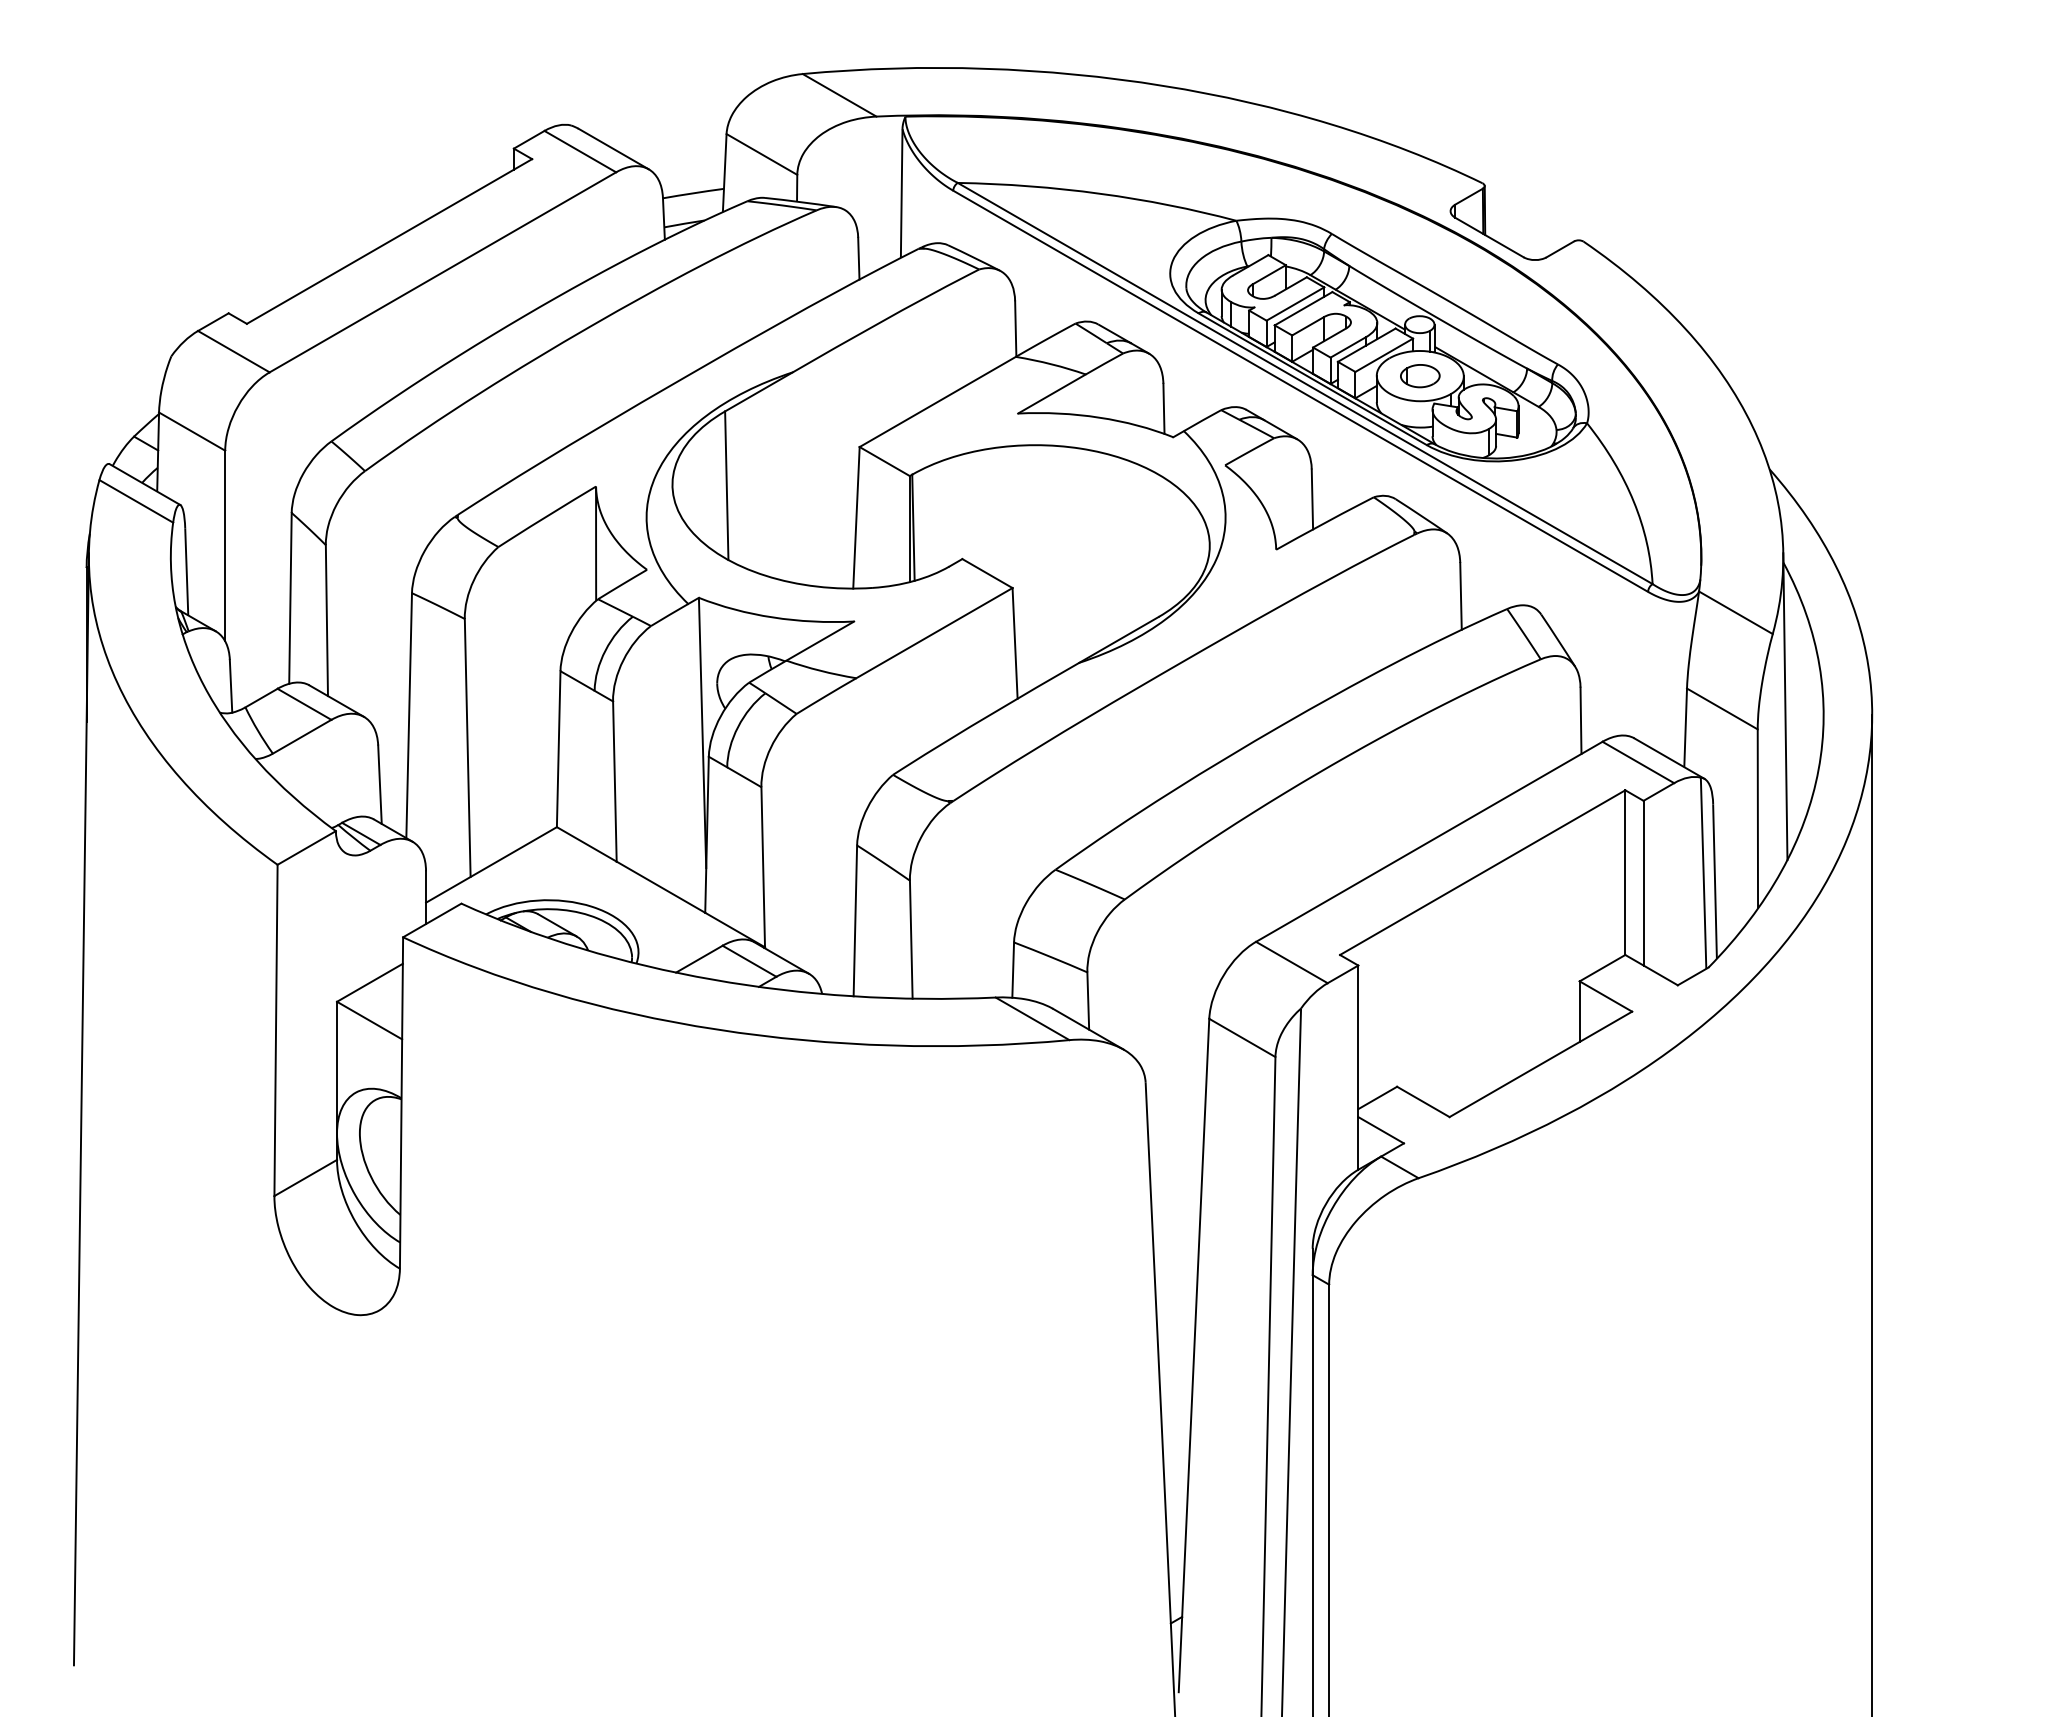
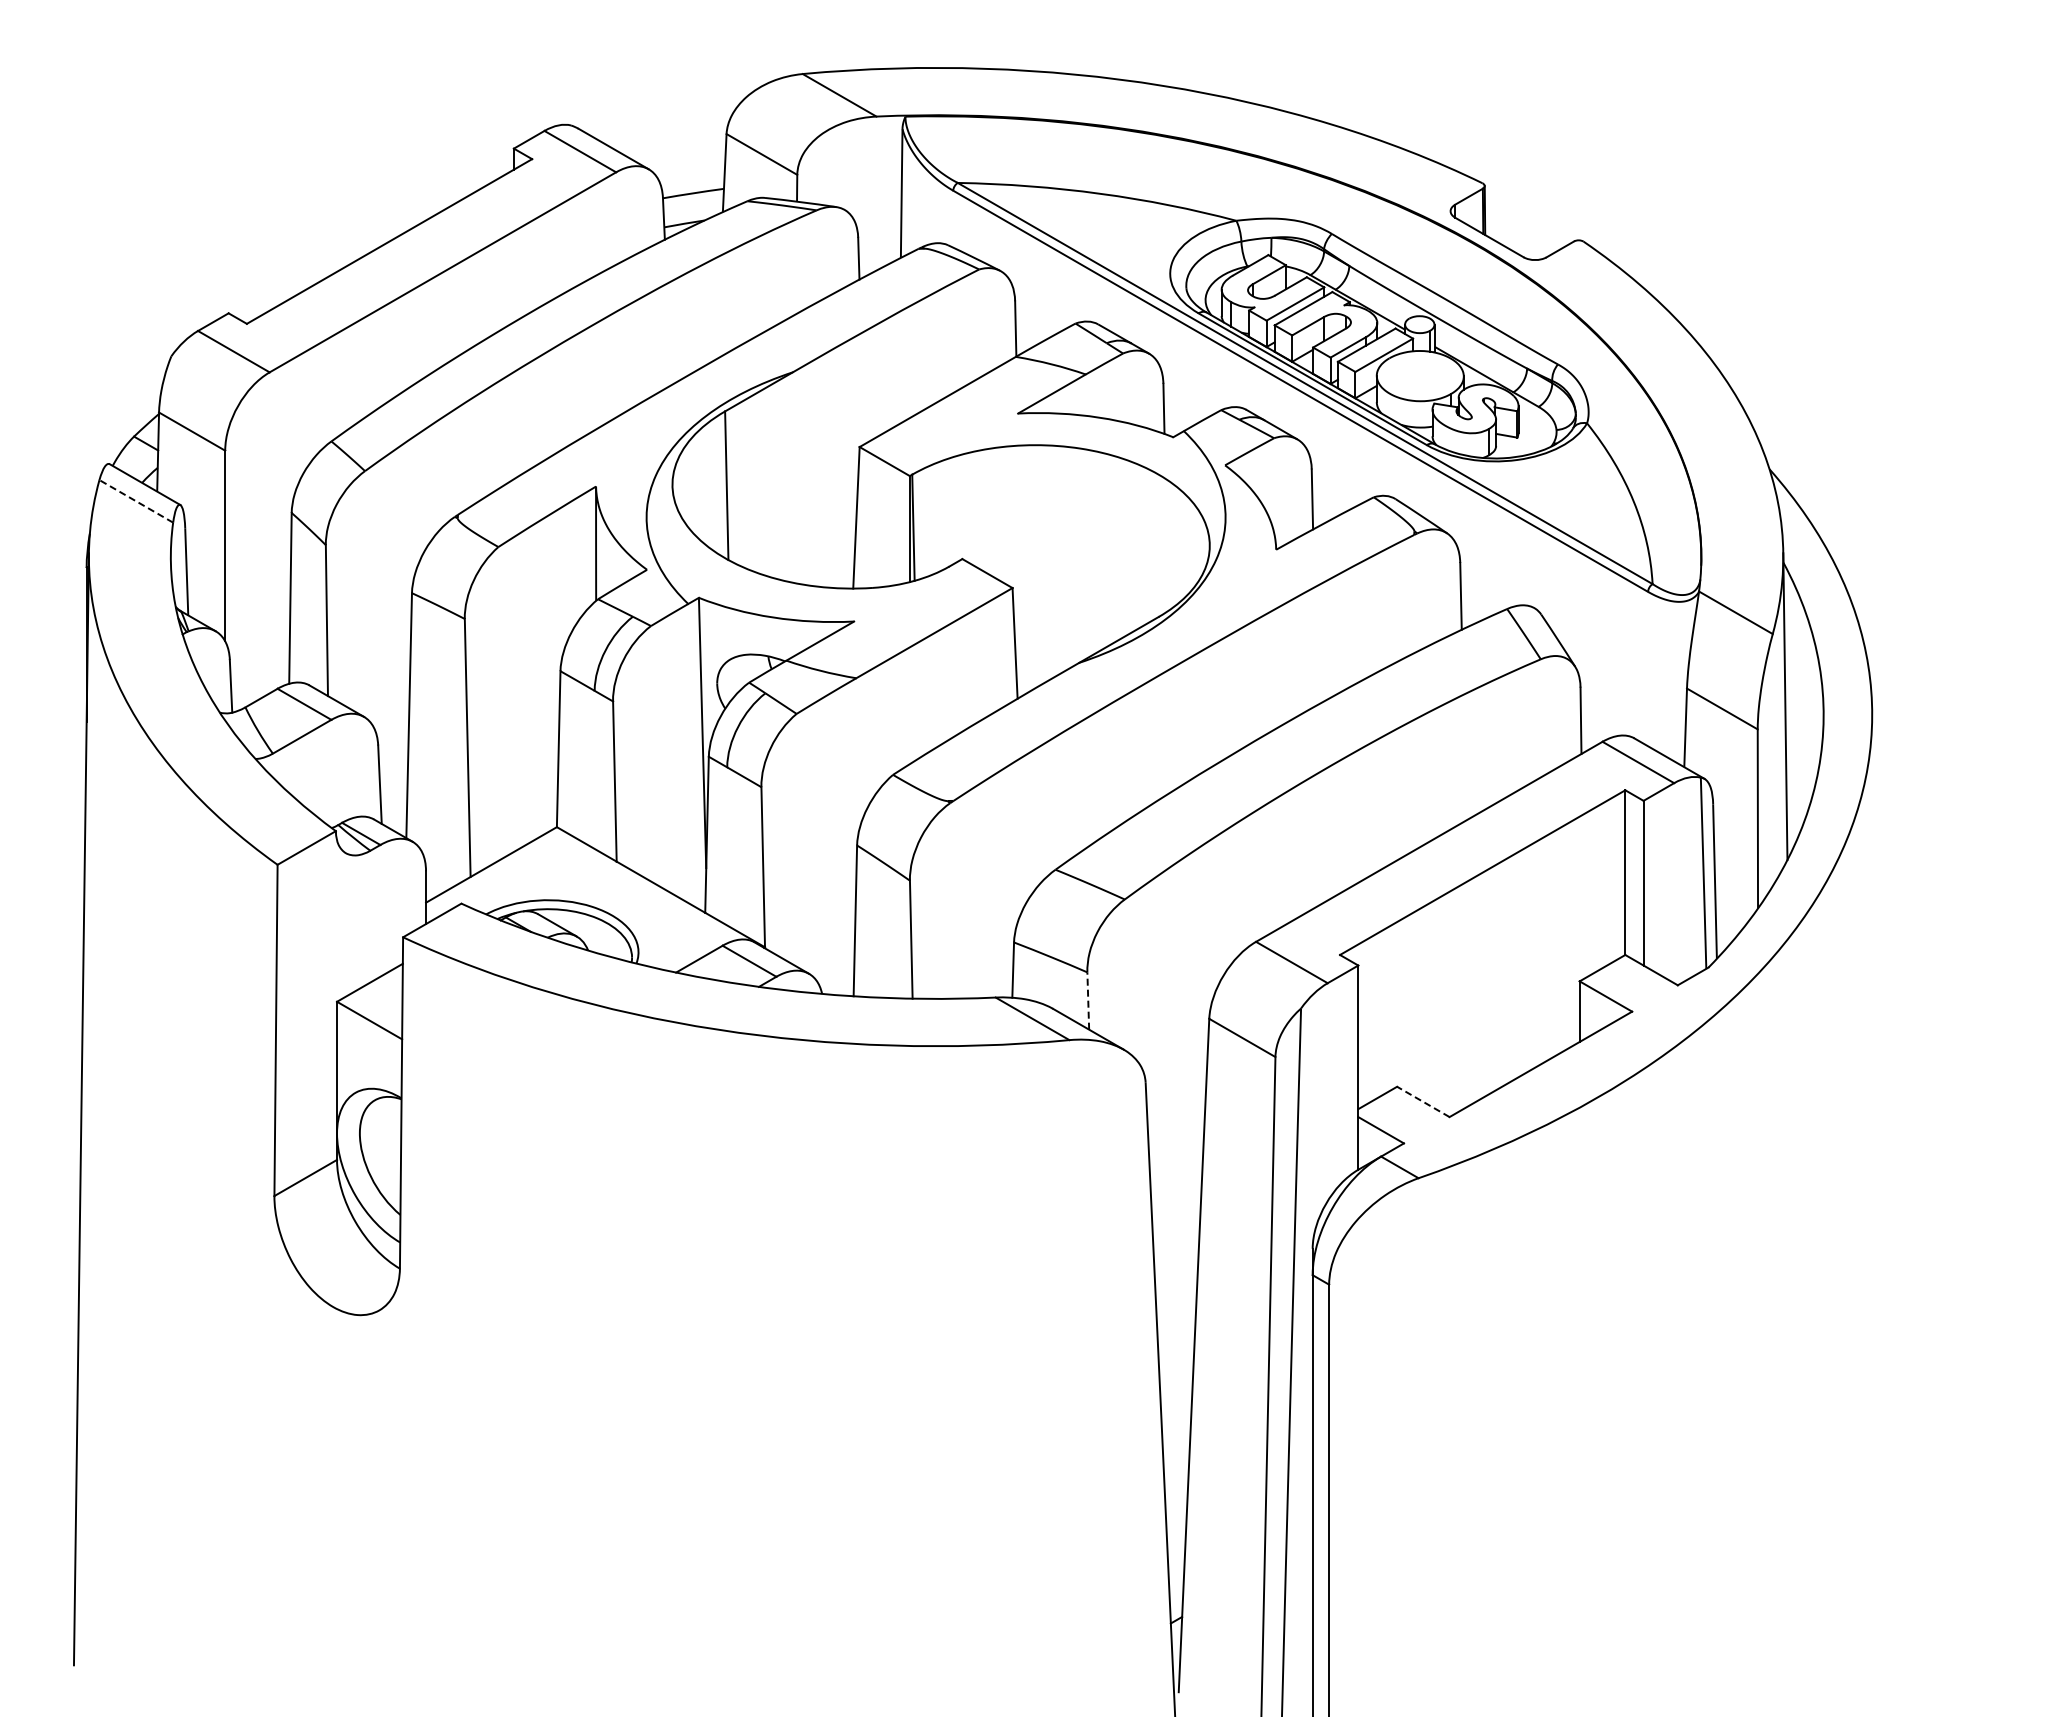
part: present -> none (1420, 376)
line: solid -> dashed (136, 501)
line: solid -> dashed (1088, 1001)
line: solid -> dashed (1422, 1101)
line: present -> none (1872, 1214)
